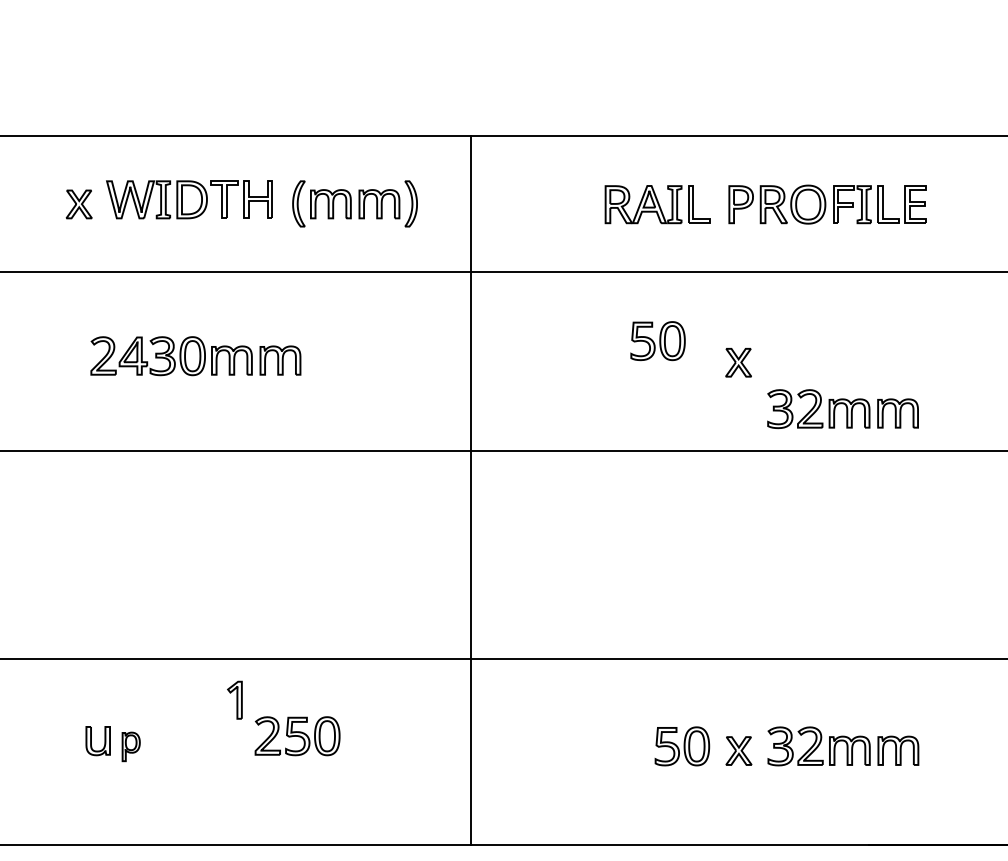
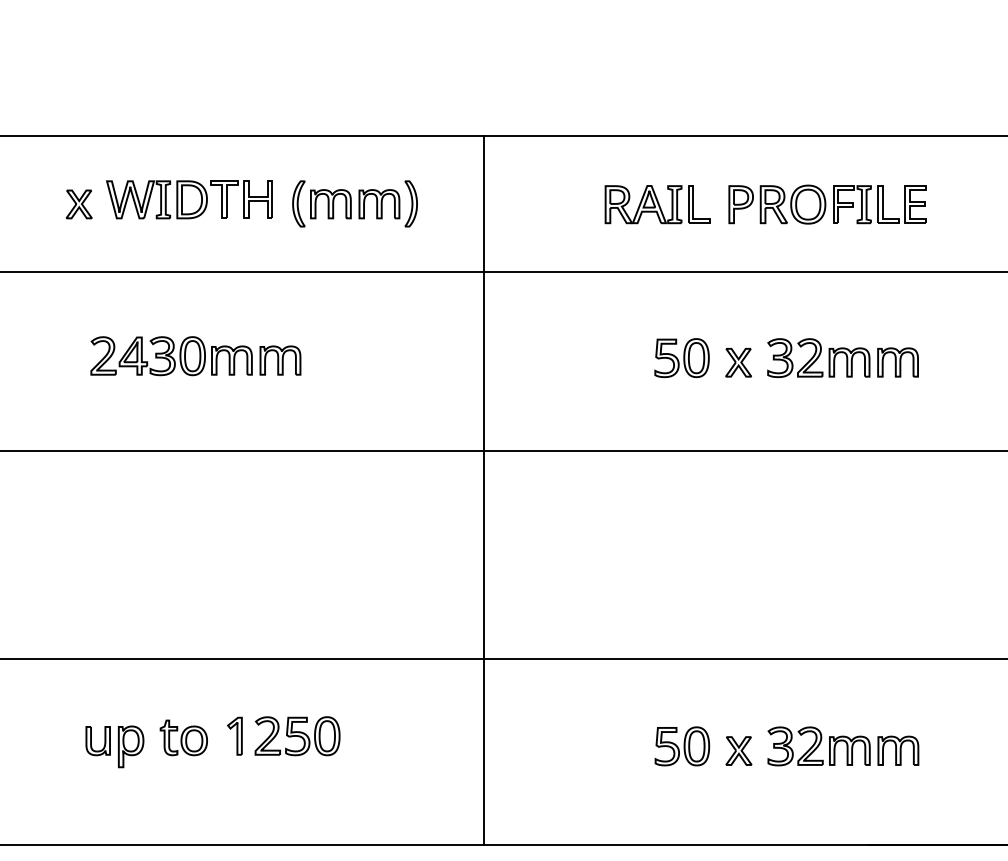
part position: (657, 341) -> (681, 358) (681, 358)
part position: (842, 409) -> (842, 358) (842, 358)
line position: (470, 490) -> (483, 490) (483, 490)
part position: (234, 699) -> (234, 735) (234, 735)
part: none -> present (183, 737)
part size: 20x32 px -> 27x44 px (131, 746)
